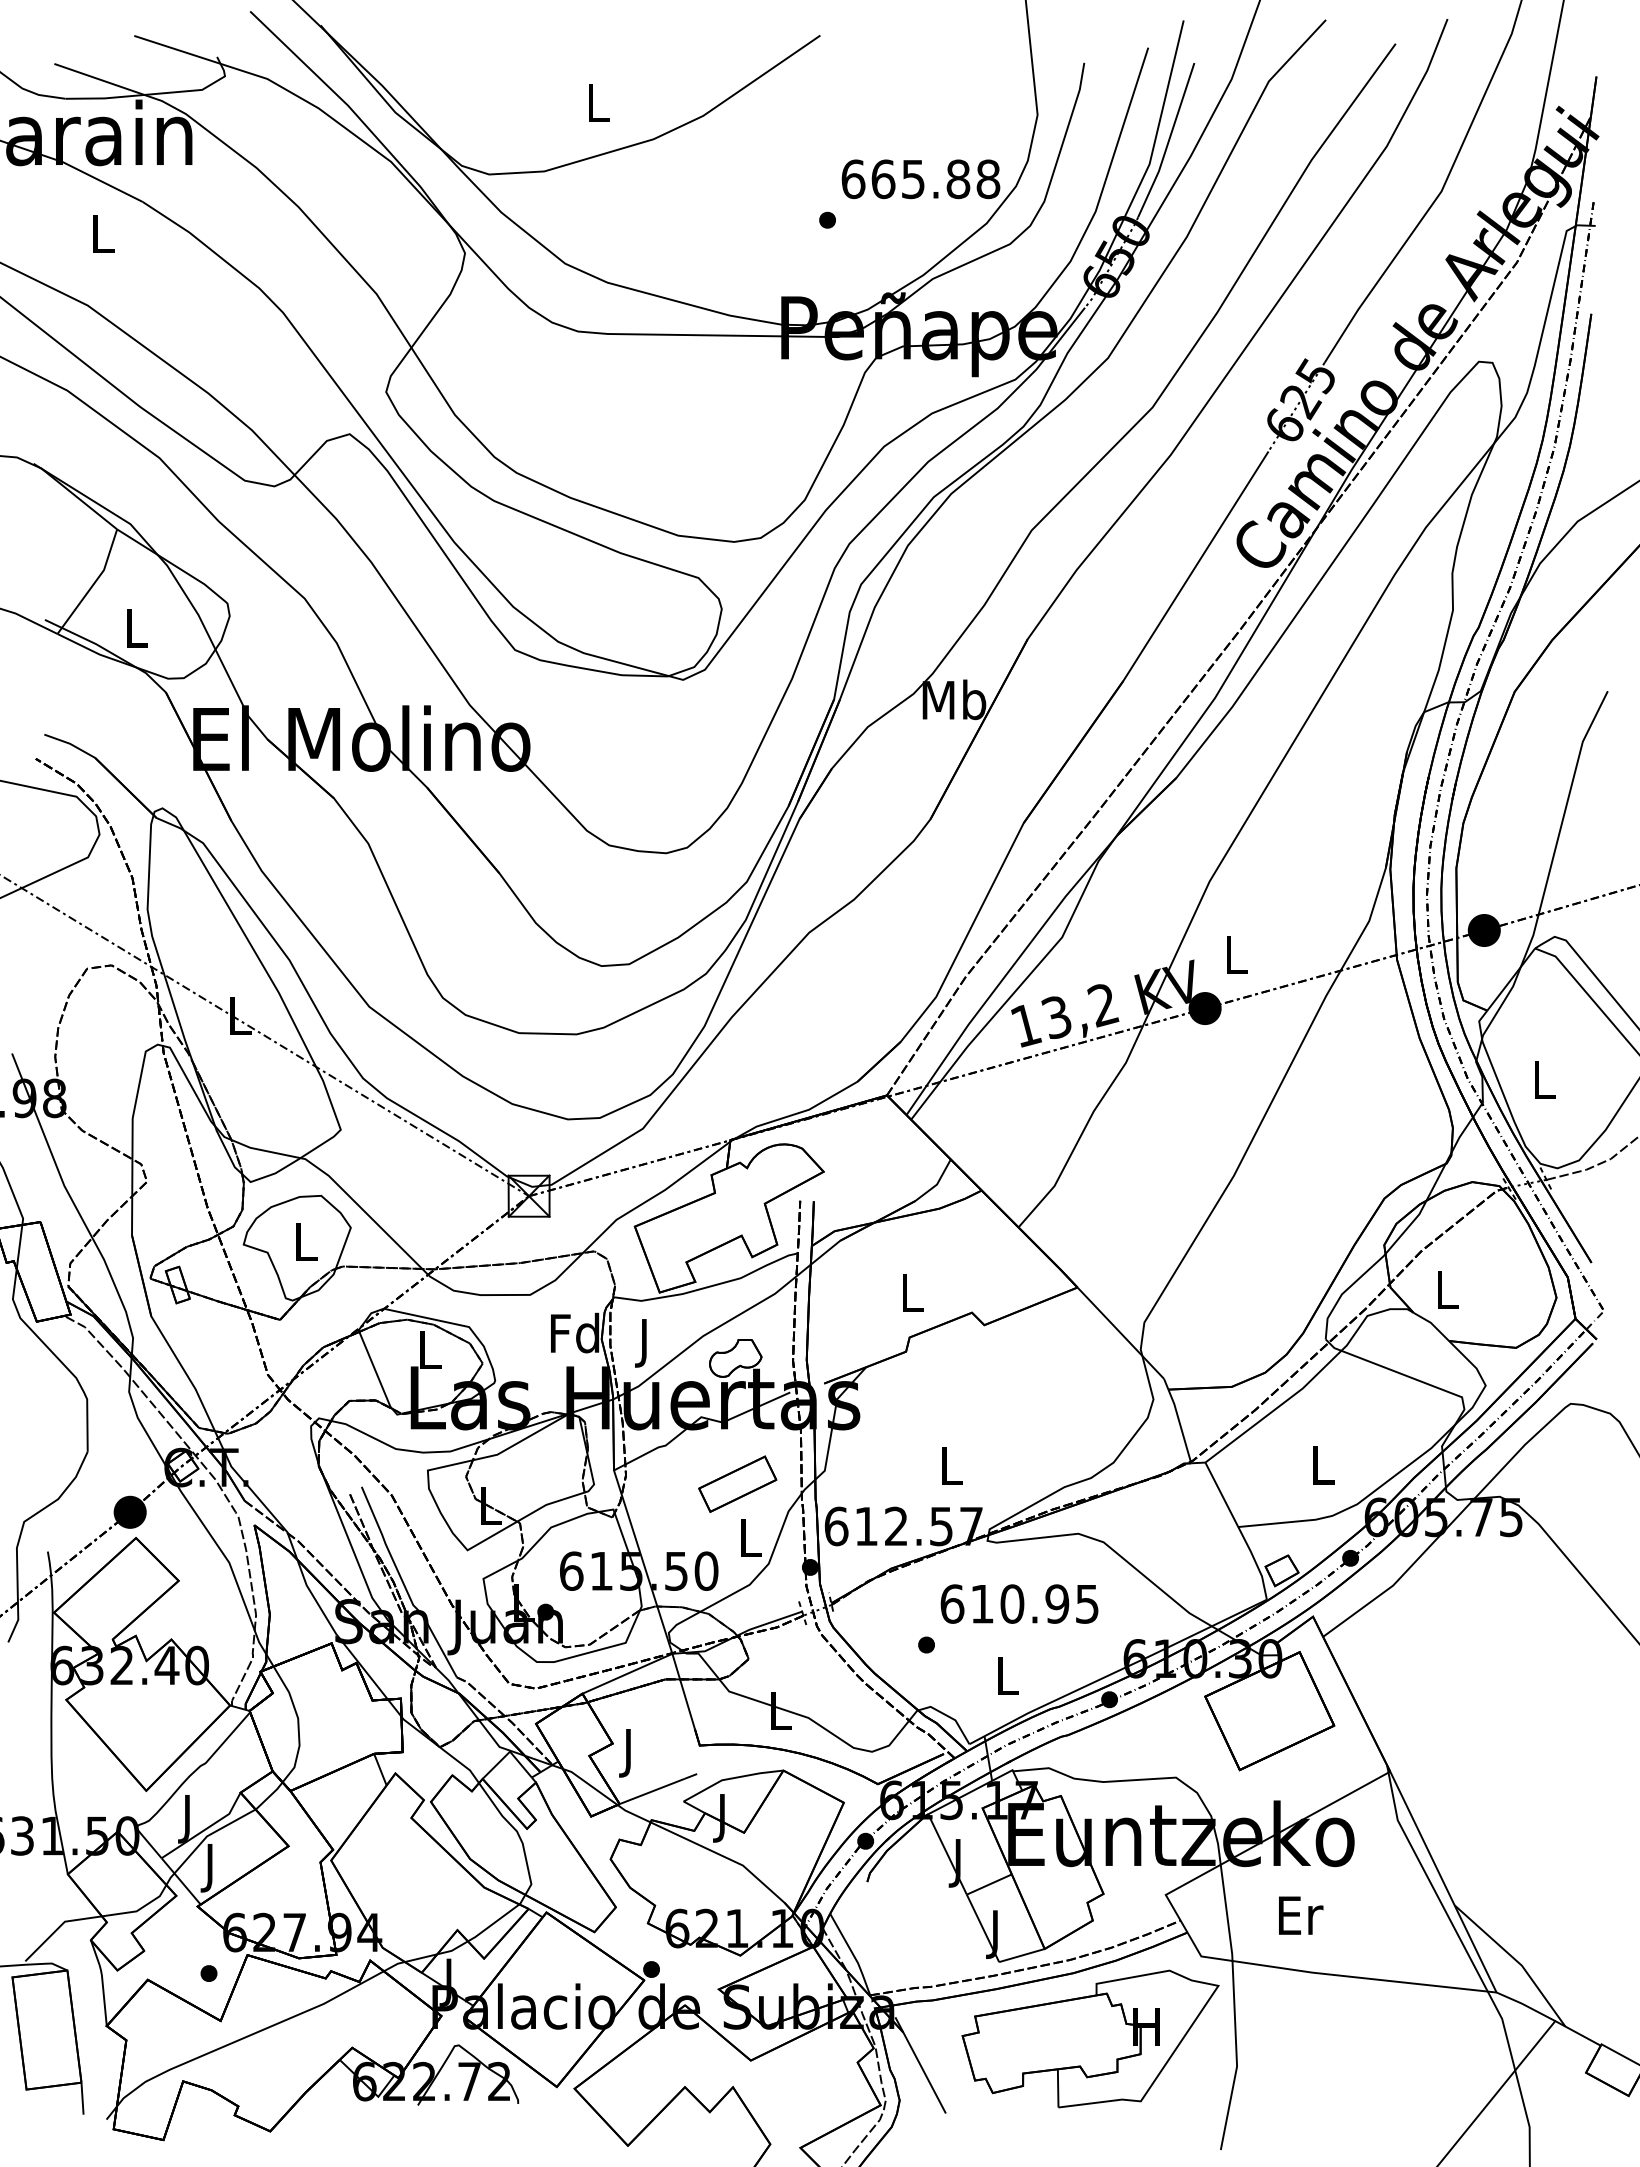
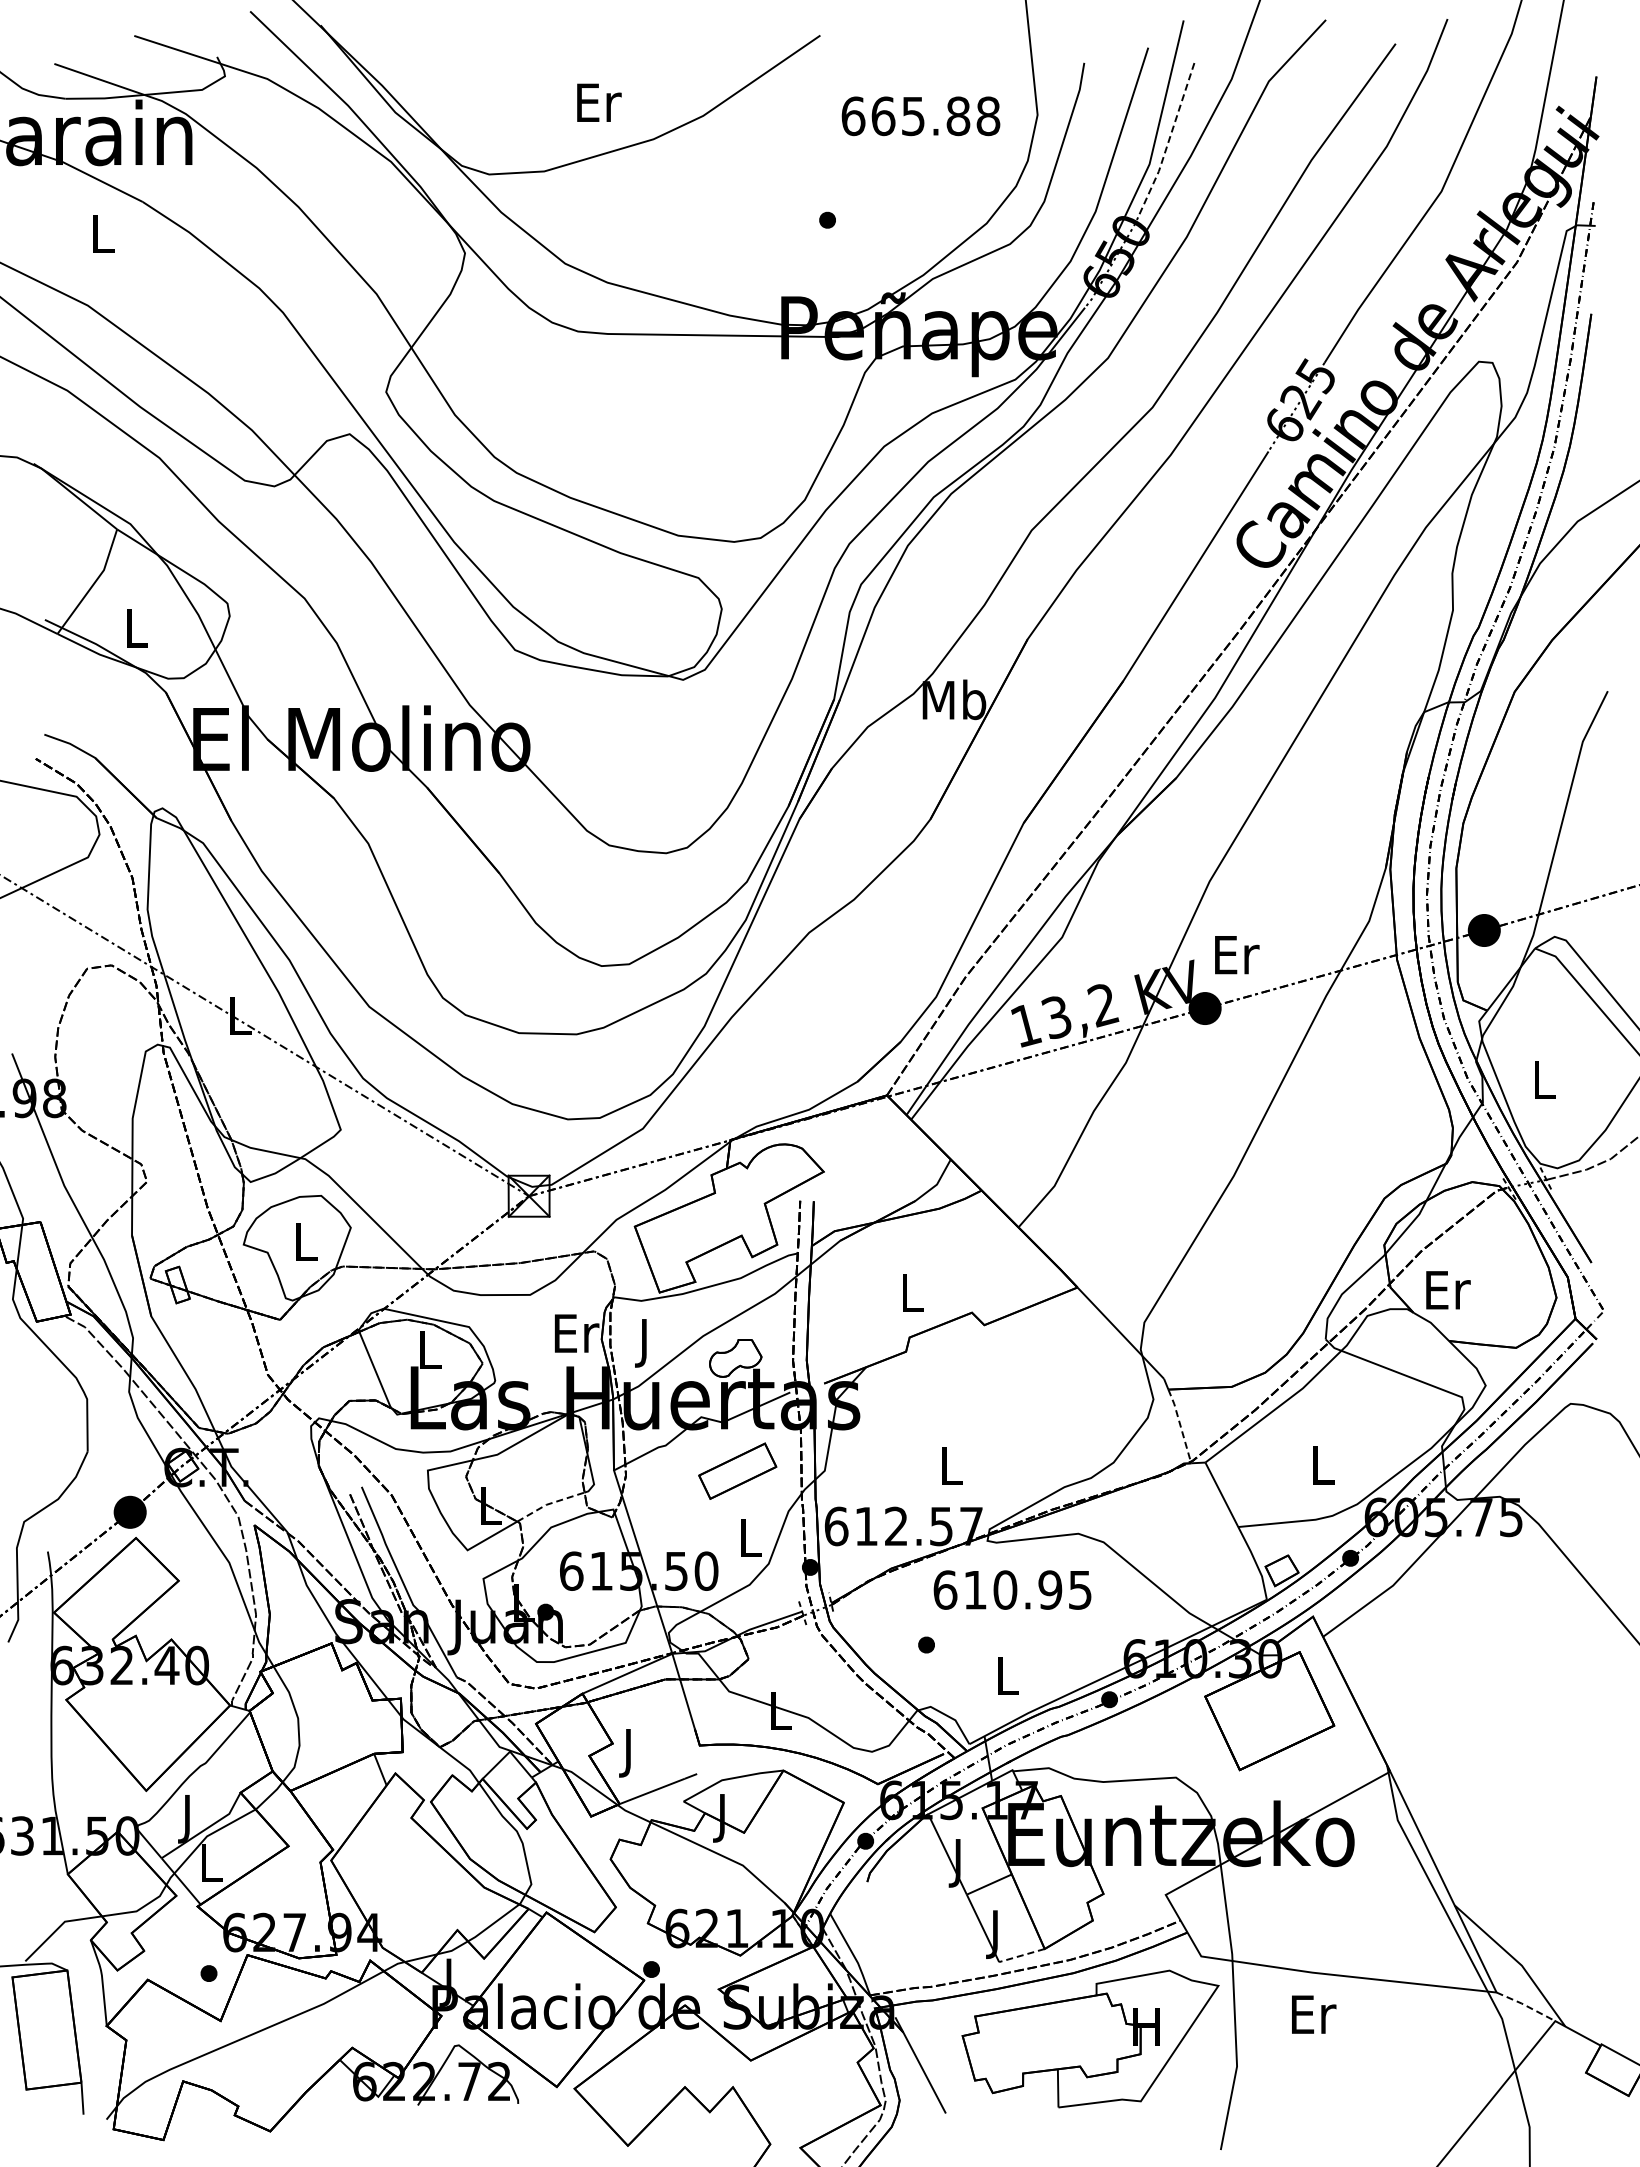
text: L -> Er (599, 102)
line: solid -> dashed (1168, 141)
text position: (920, 179) -> (920, 116) (920, 116)
text: L -> Er (1237, 955)
text: L -> Er (1448, 1290)
text: Fd -> Er (575, 1332)
line: solid -> dashed (1180, 1425)
part position: (737, 1483) -> (737, 1470) (737, 1470)
line: solid -> dashed (549, 1504)
text position: (1019, 1603) -> (1012, 1589) (1012, 1589)
text: J -> L (211, 1868)
text position: (1301, 1915) -> (1314, 2014) (1314, 2014)
line: solid -> dashed (1021, 1955)
line: solid -> dashed (1526, 2005)
